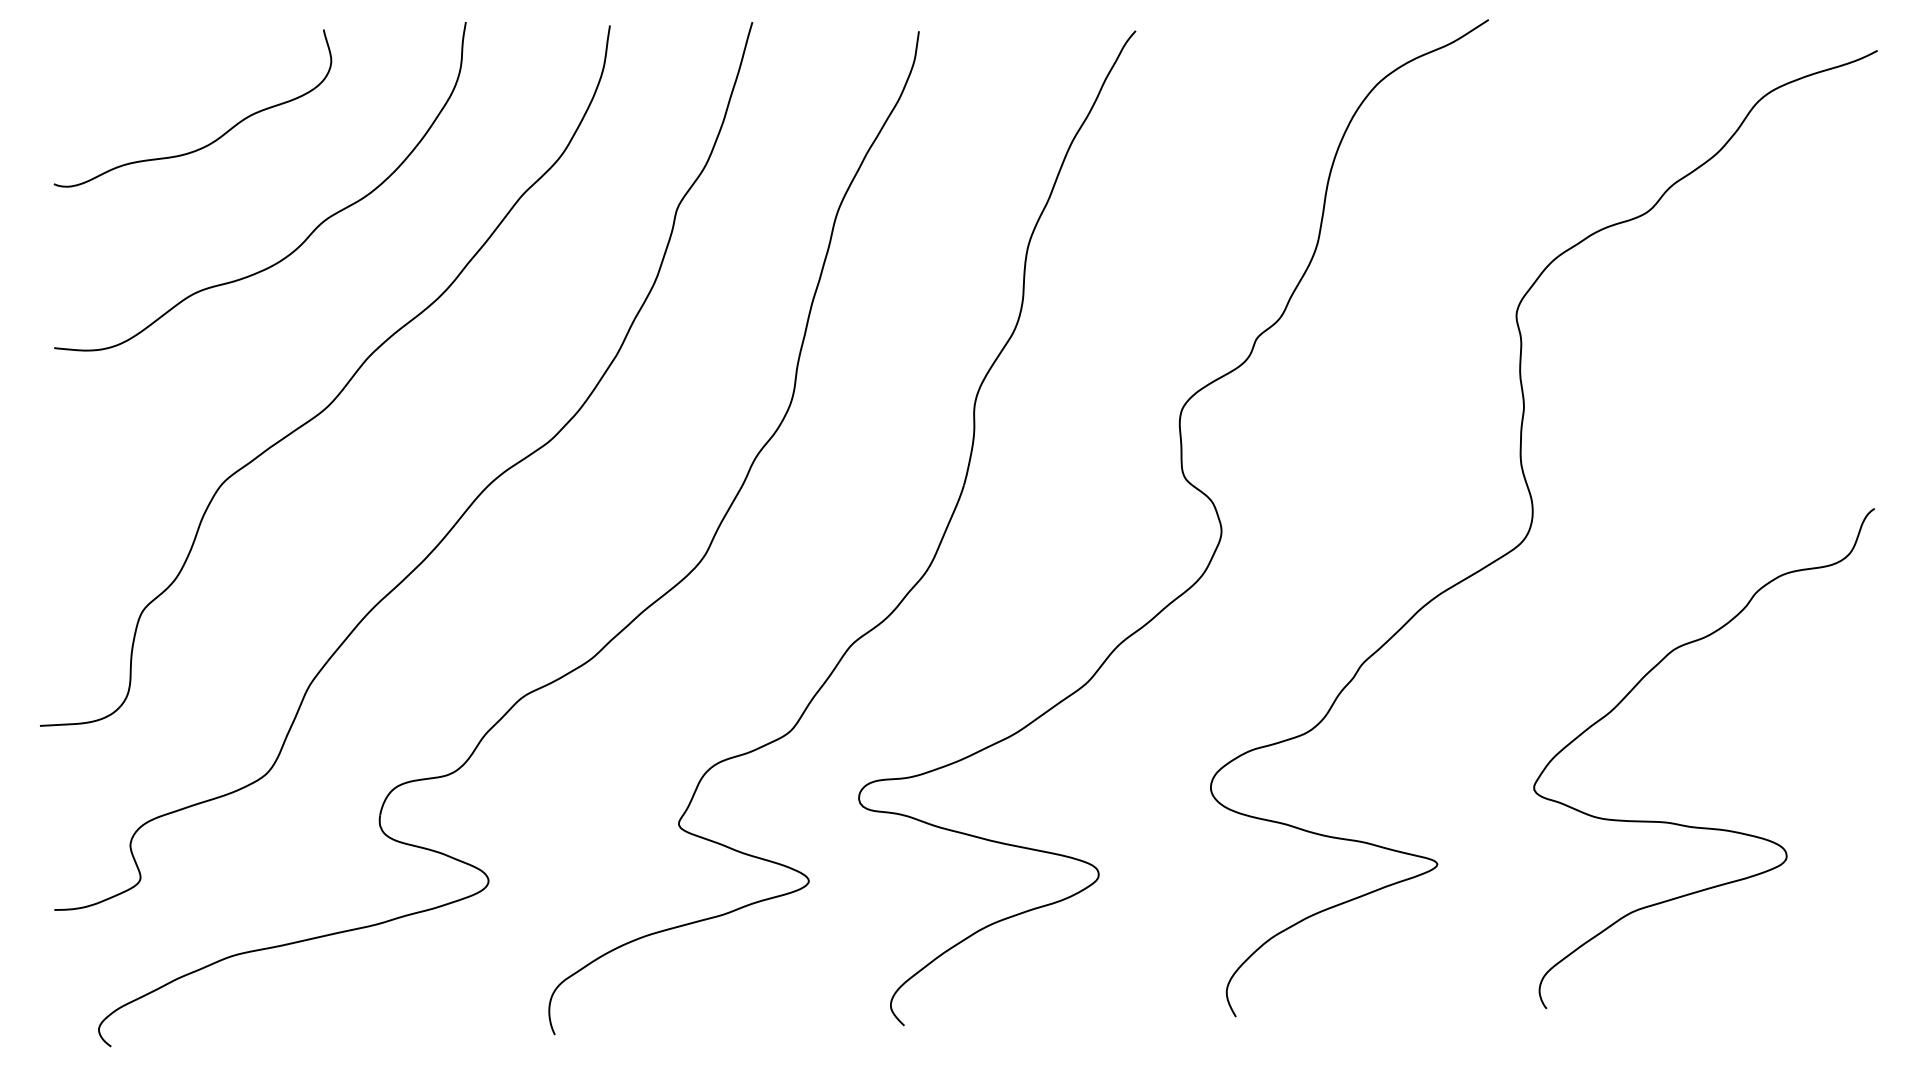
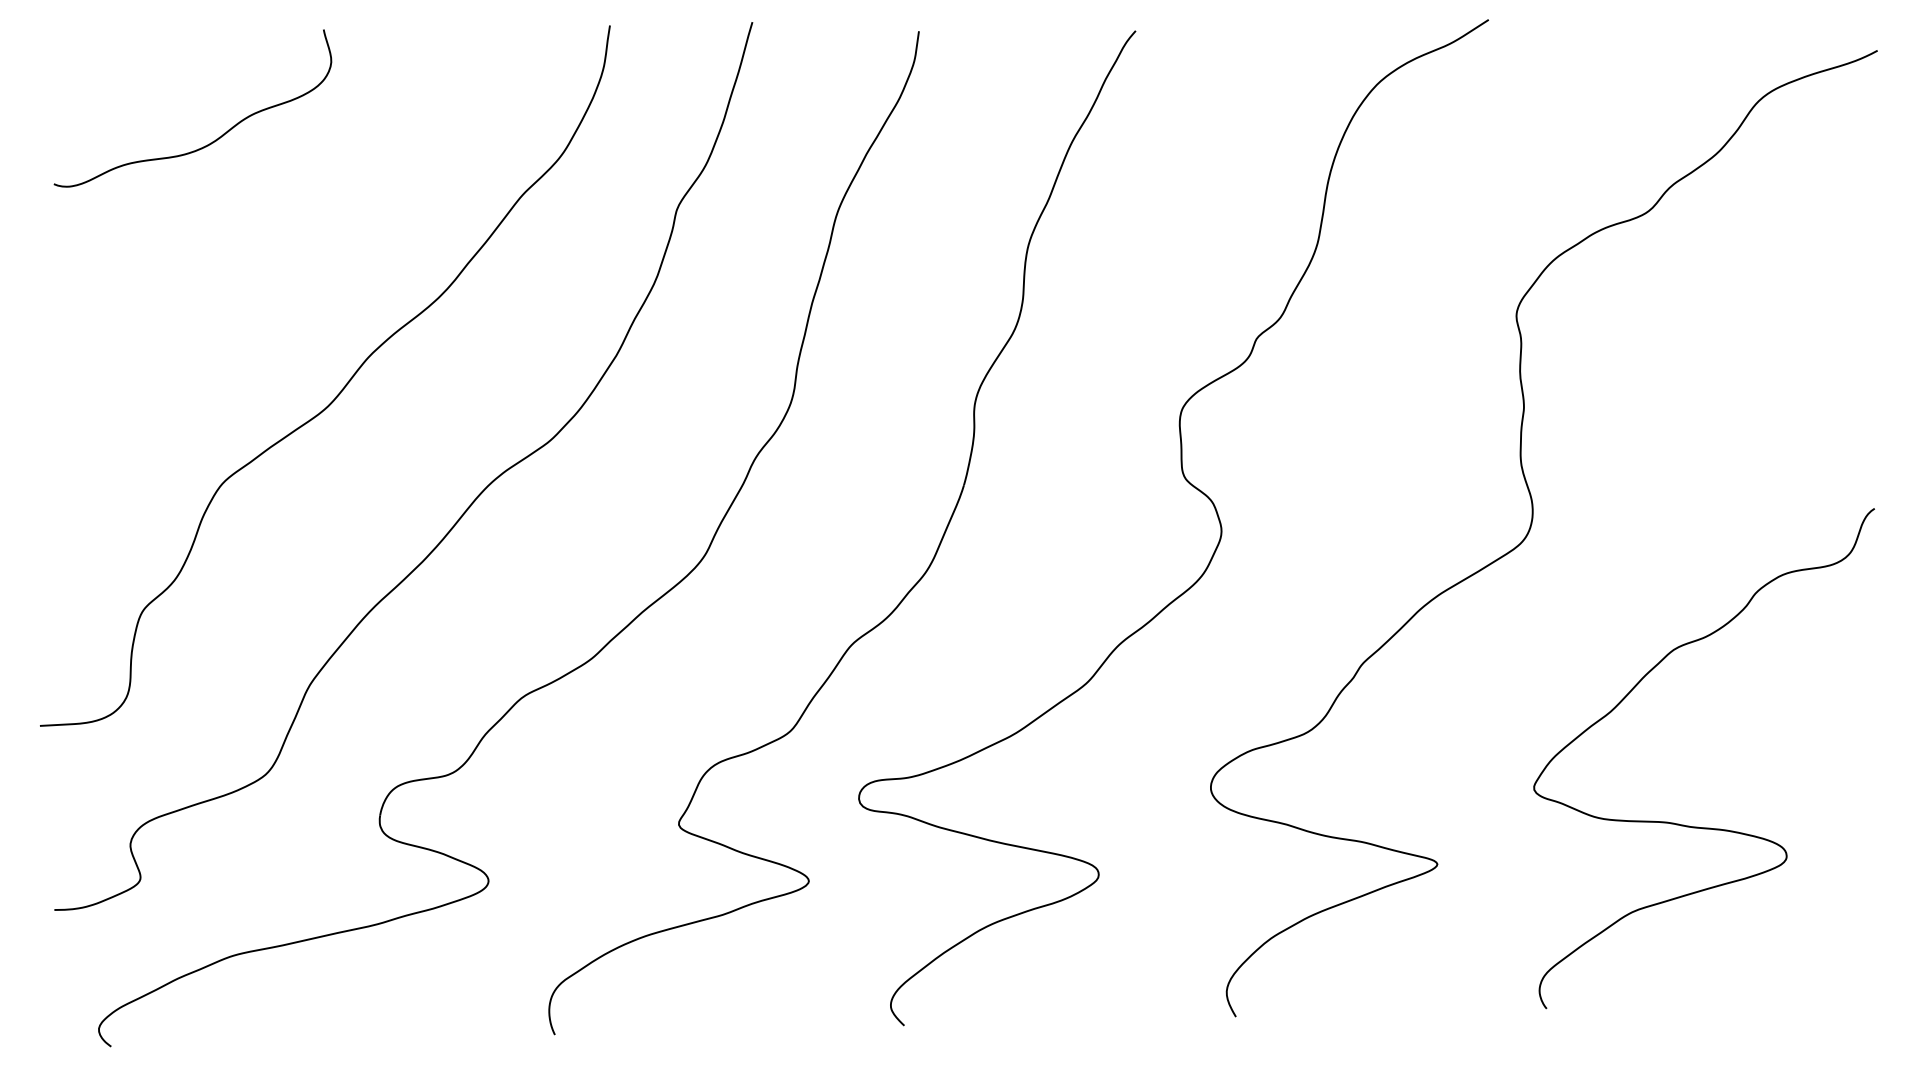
curve: present -> none (313, 229)
